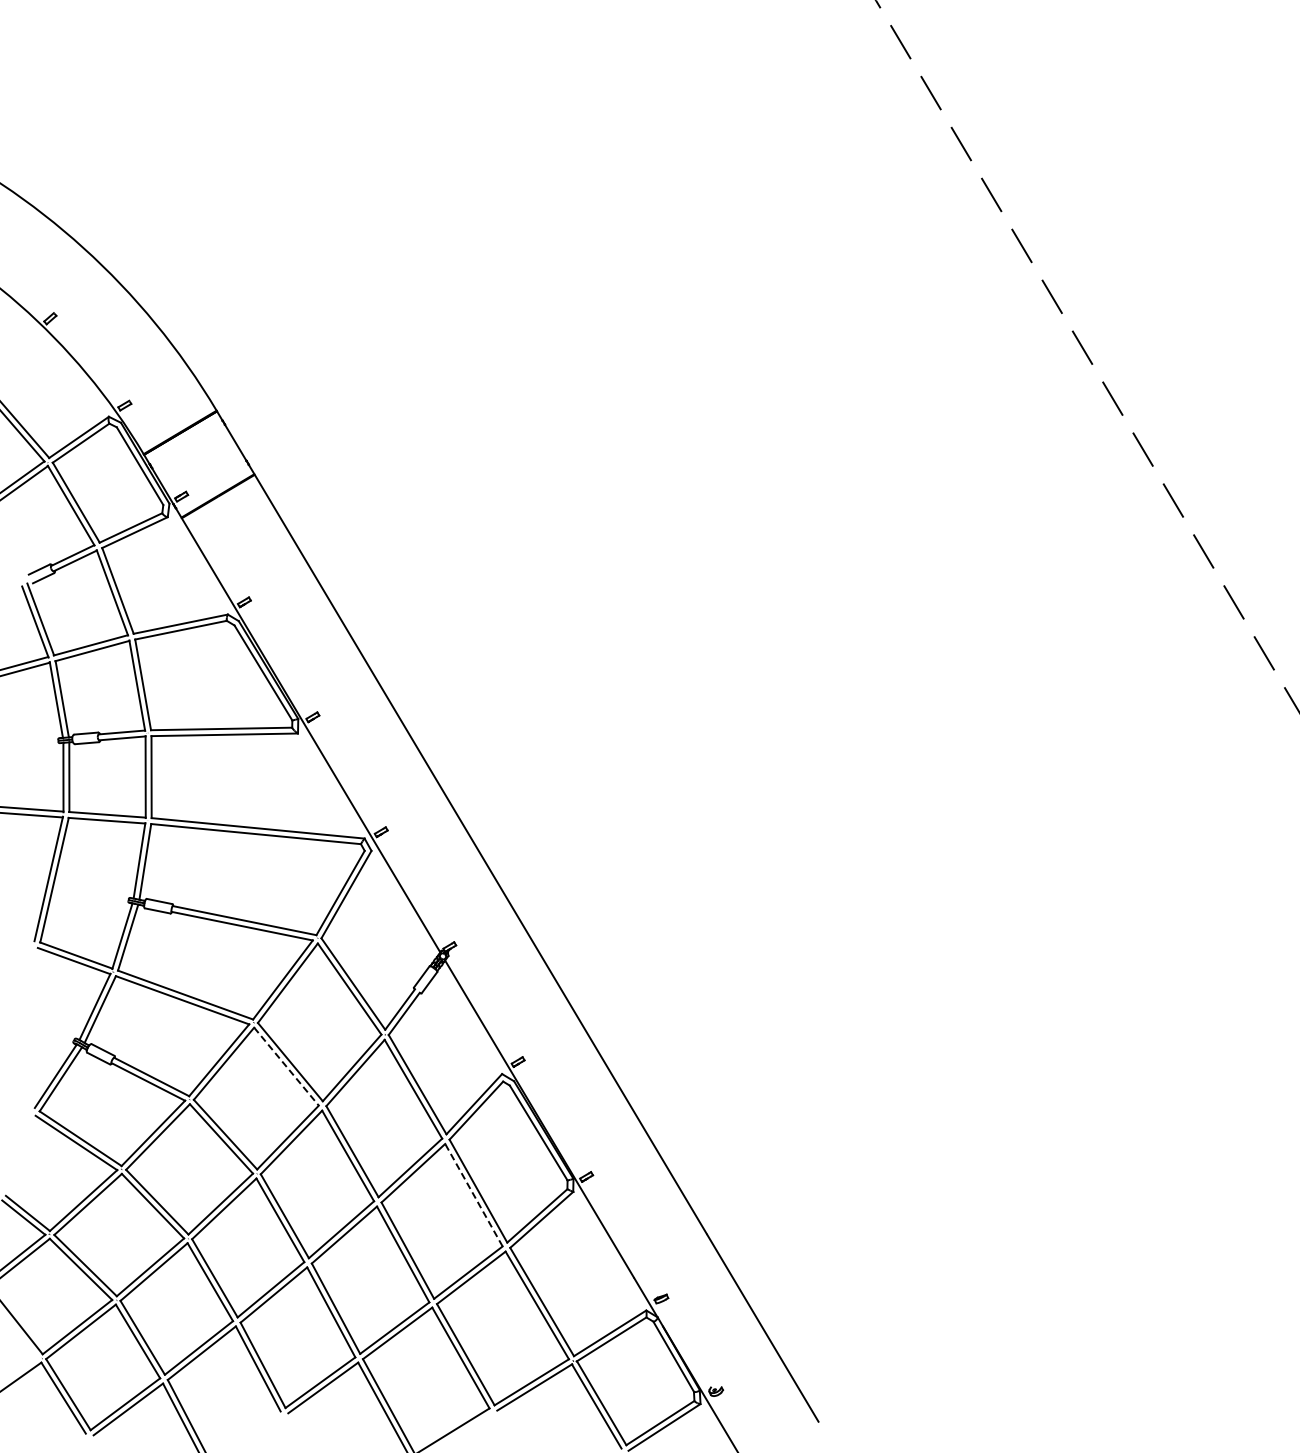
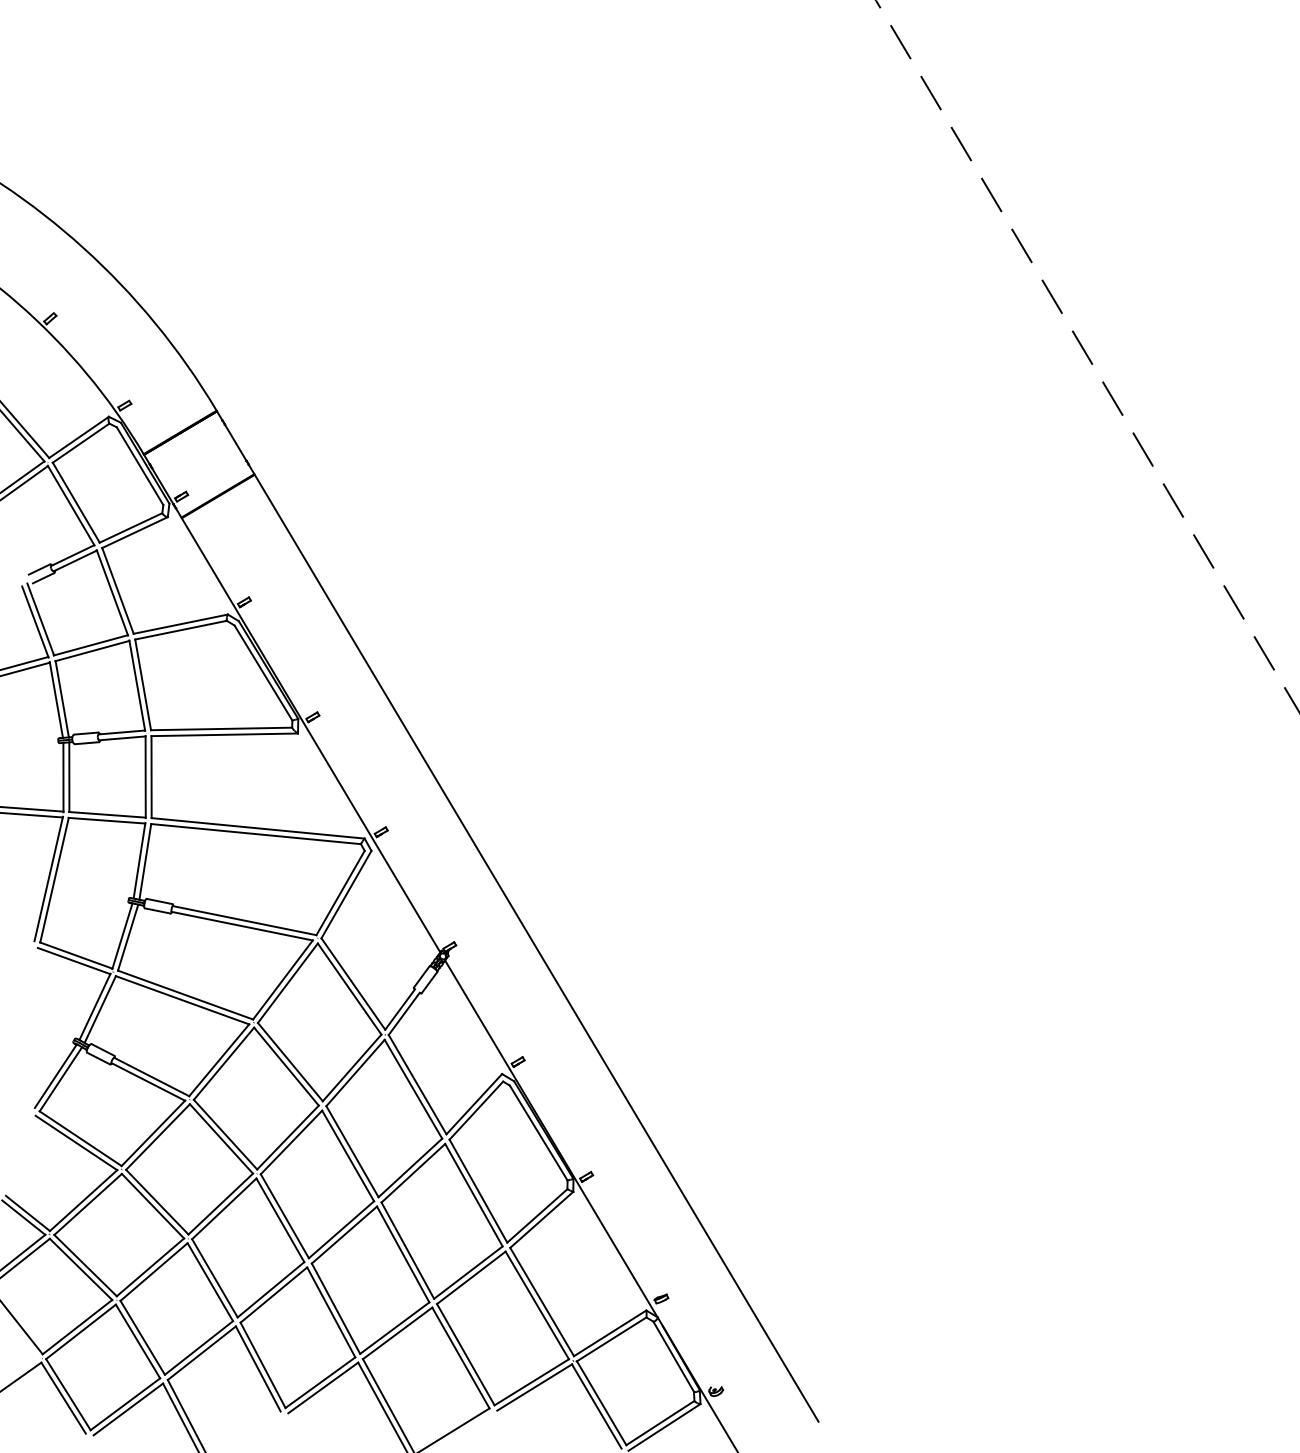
line: dashed -> solid (286, 1066)
line: dashed -> solid (473, 1195)
